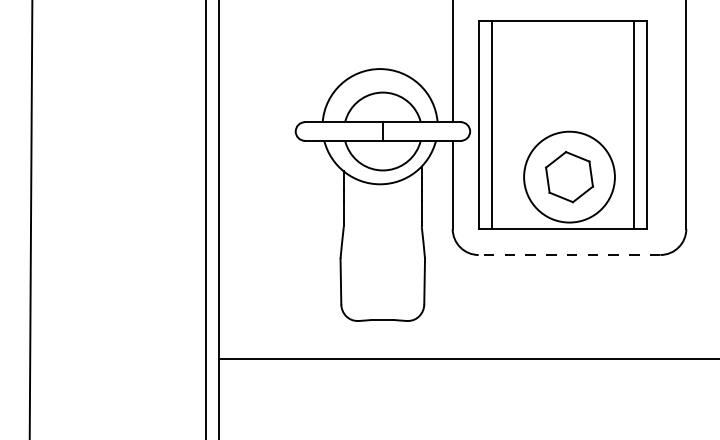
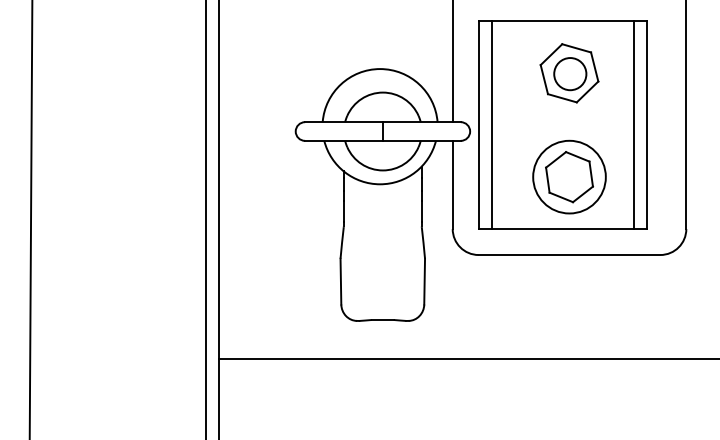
part: none -> present (569, 73)
circle diameter: 91 px -> 73 px (569, 176)
line: dashed -> solid (569, 255)
